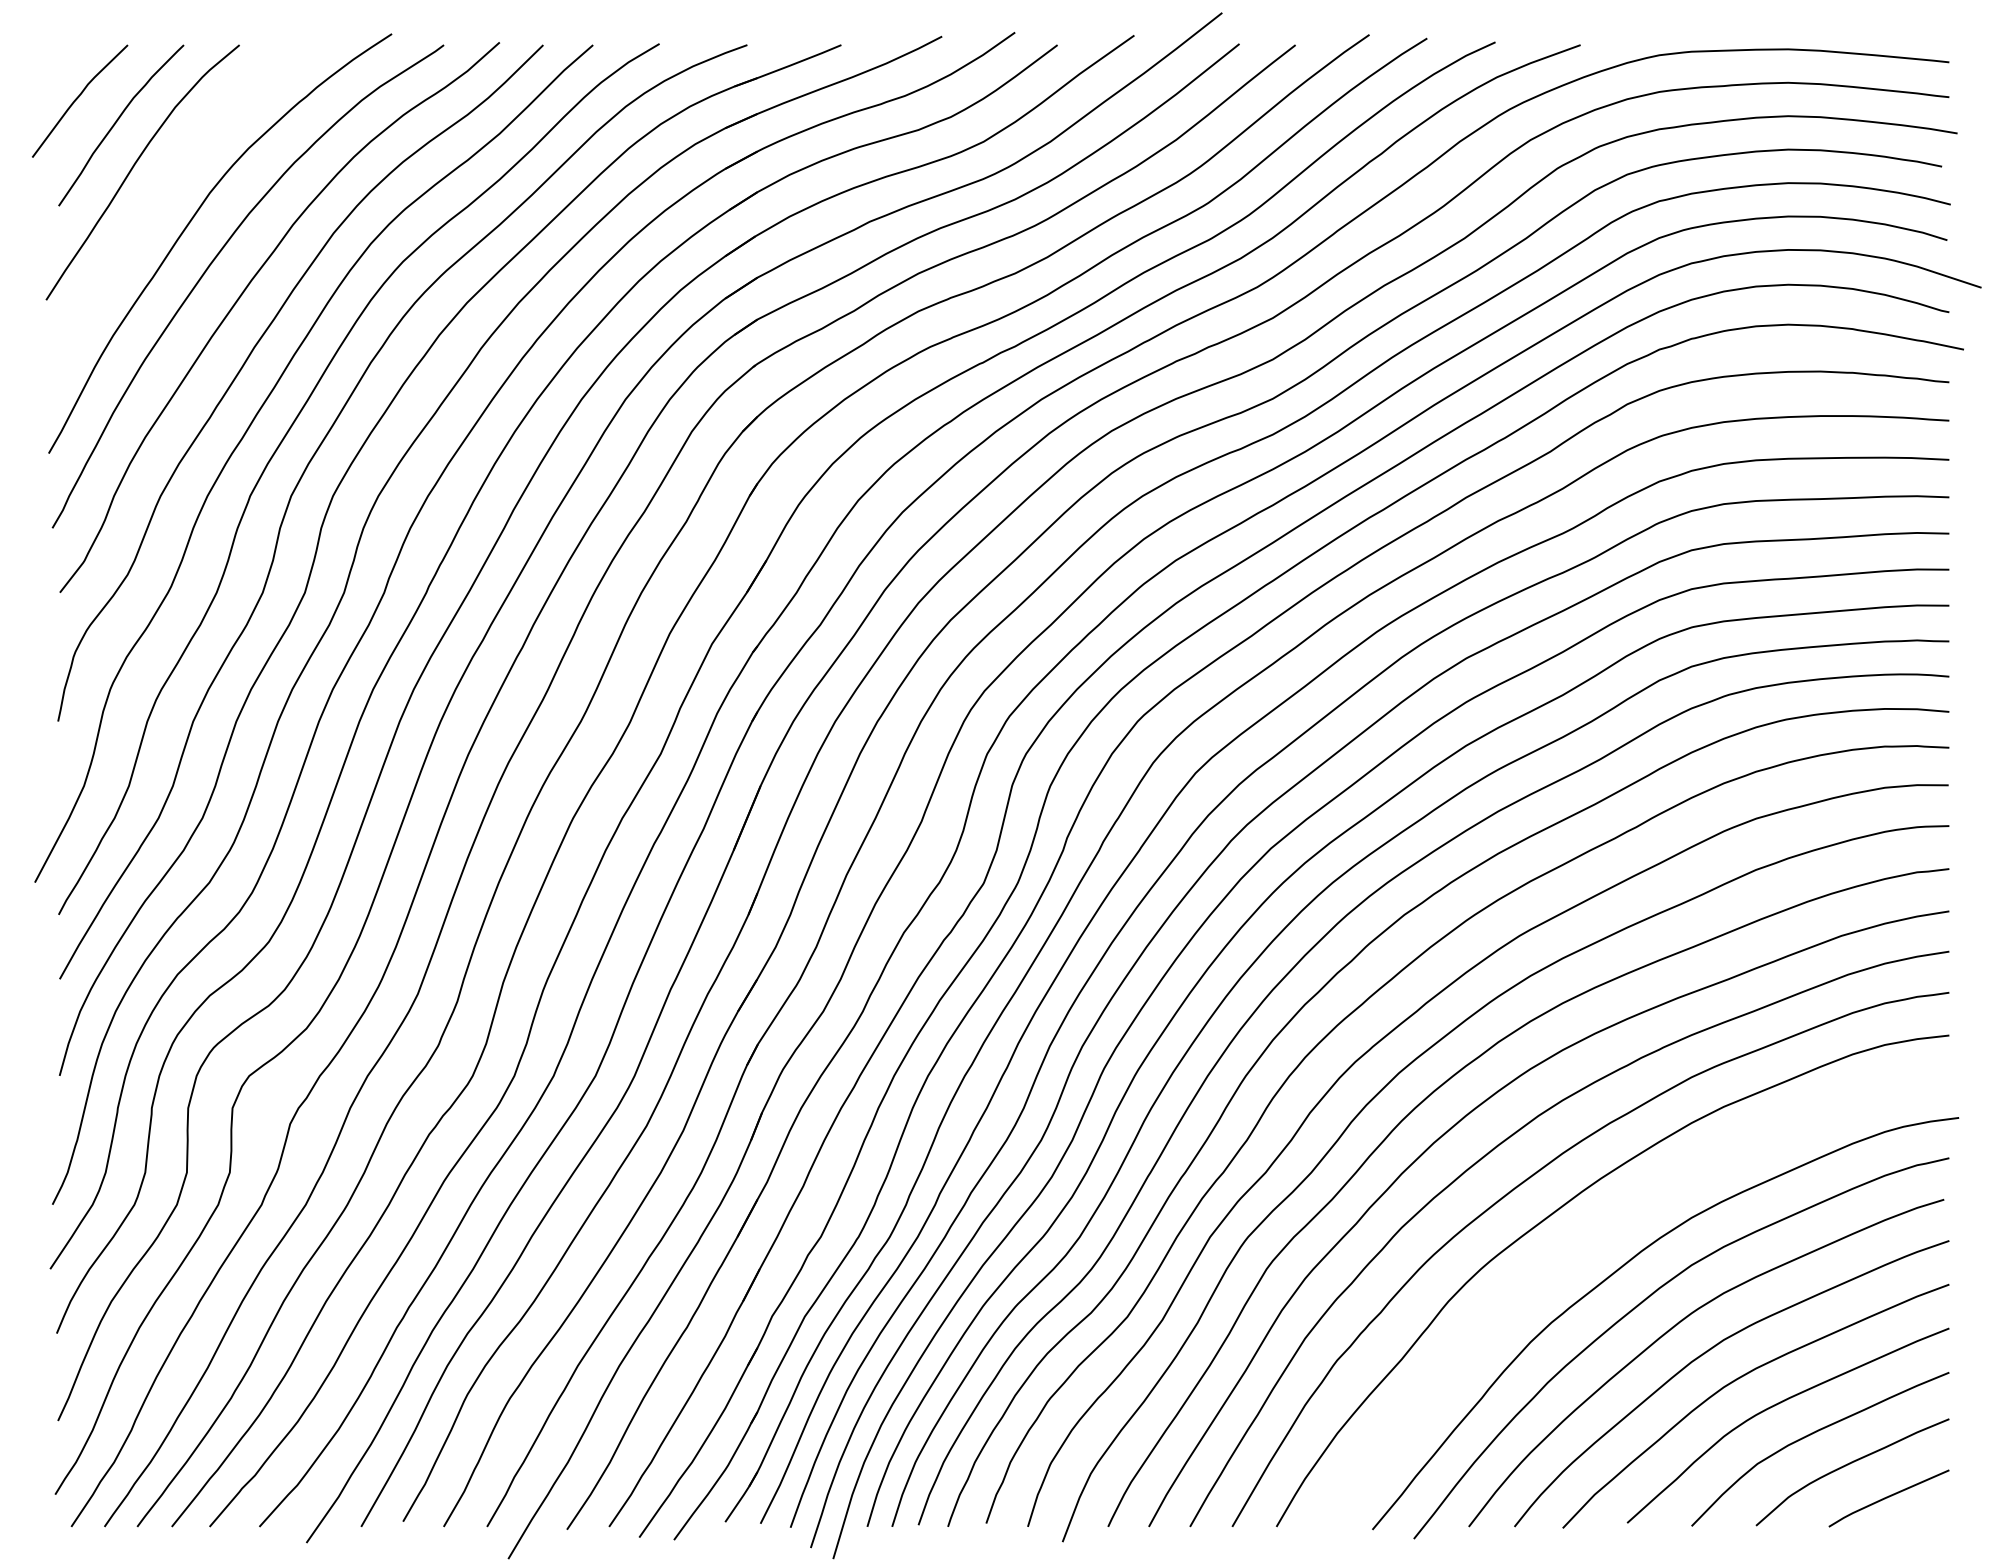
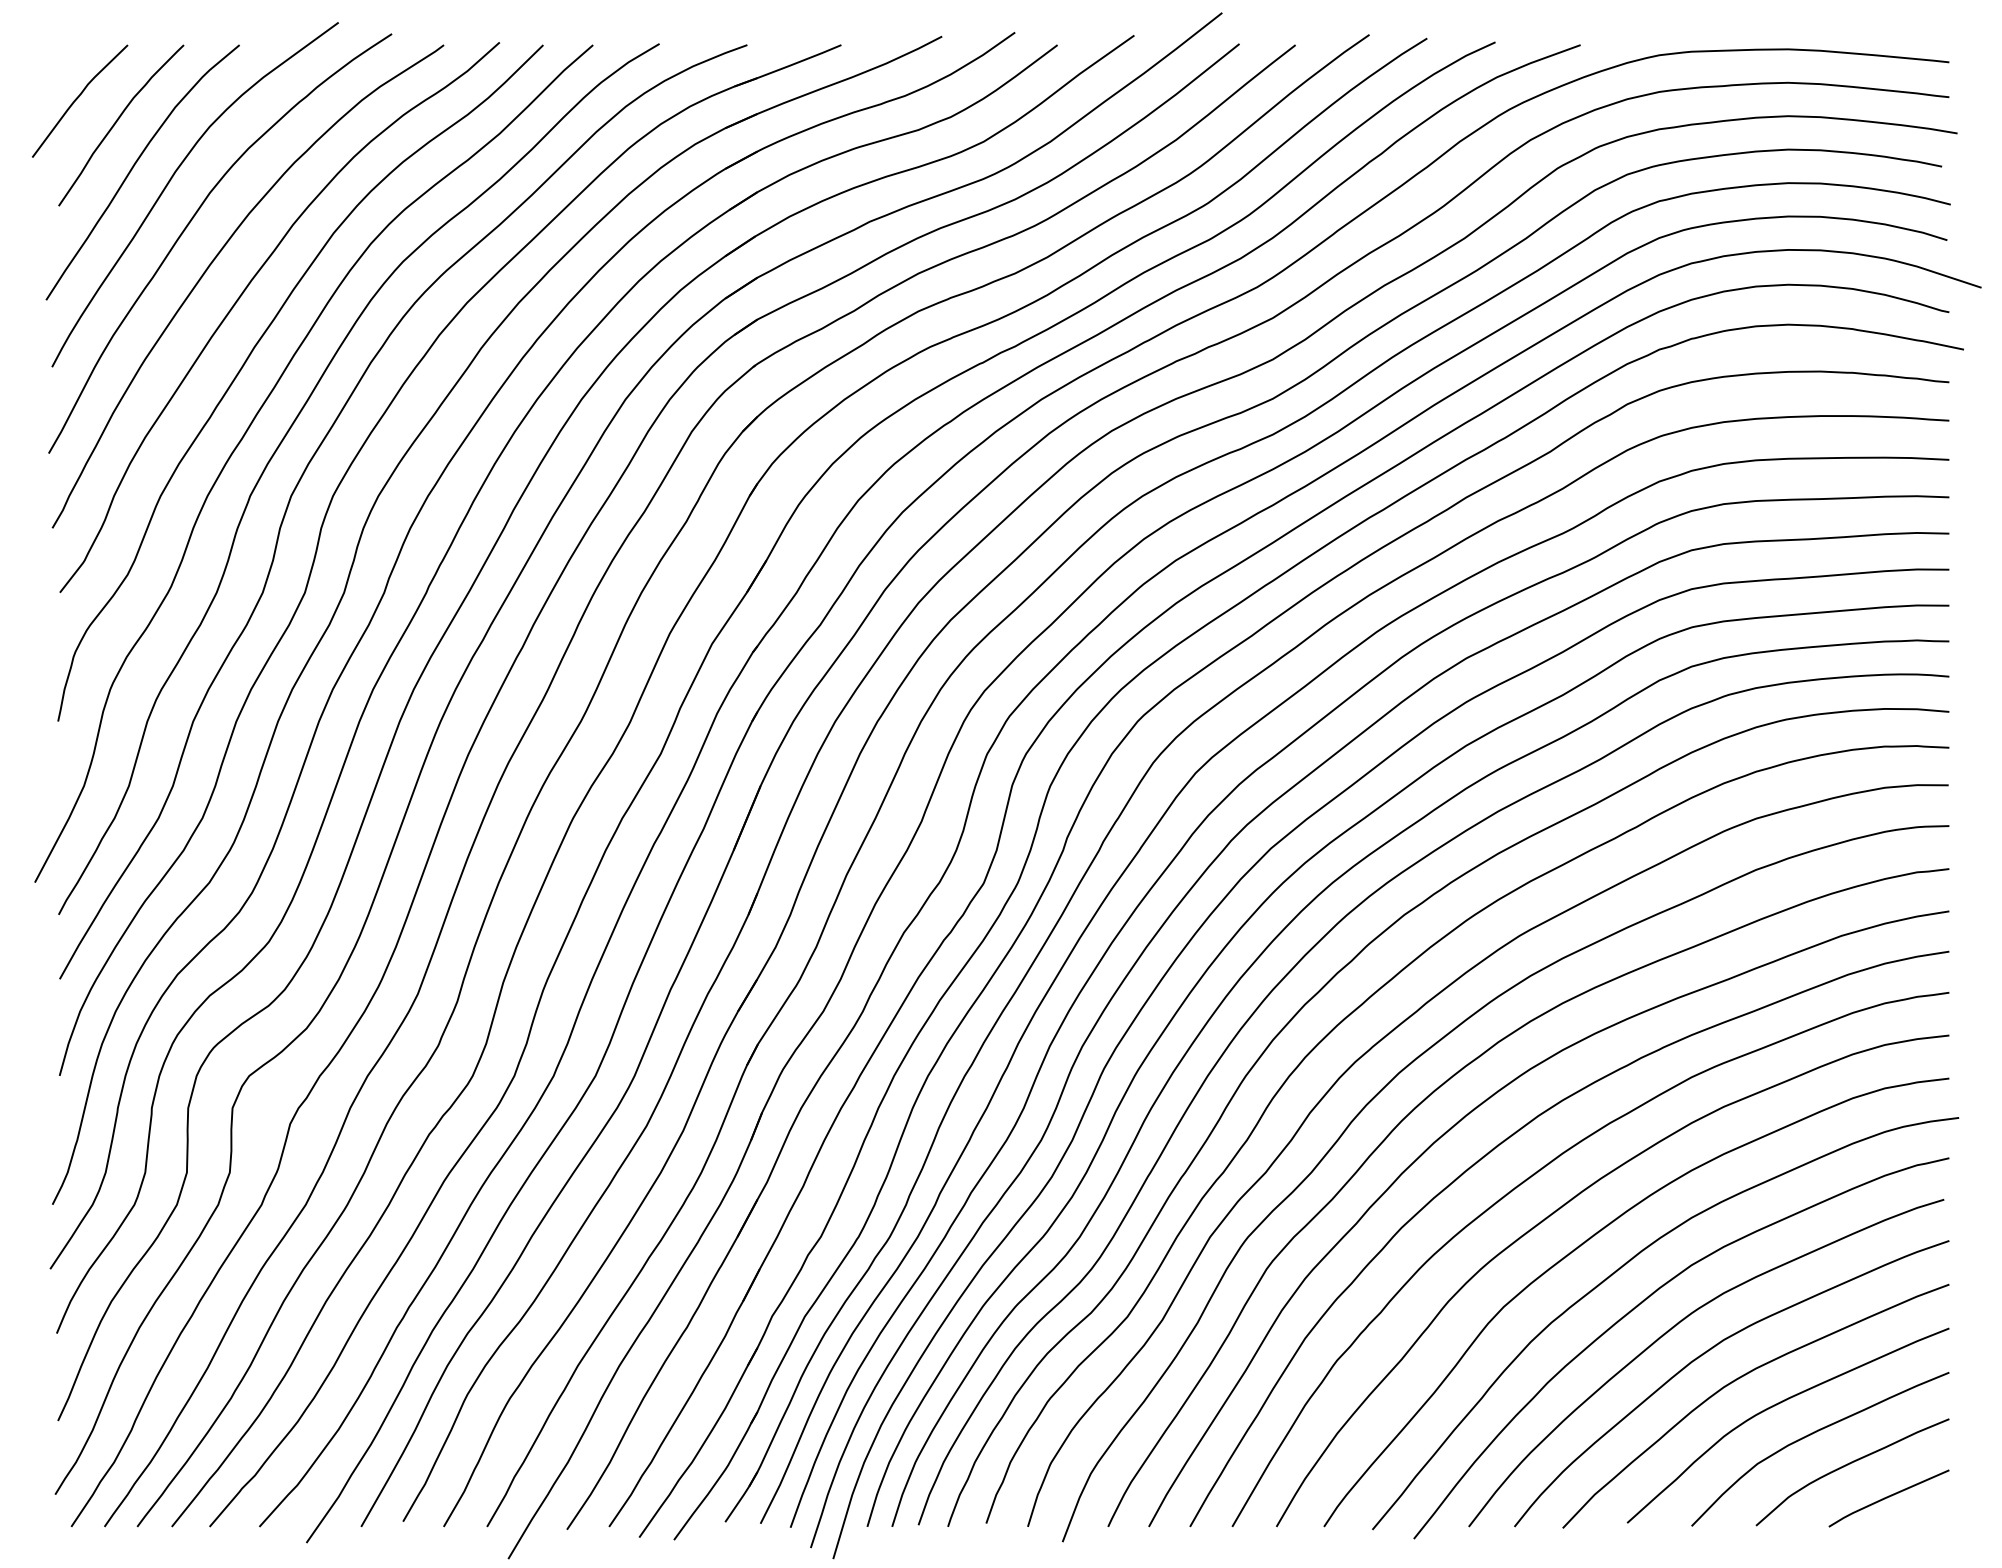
curve: none -> present (172, 178)
curve: none -> present (1590, 1239)
